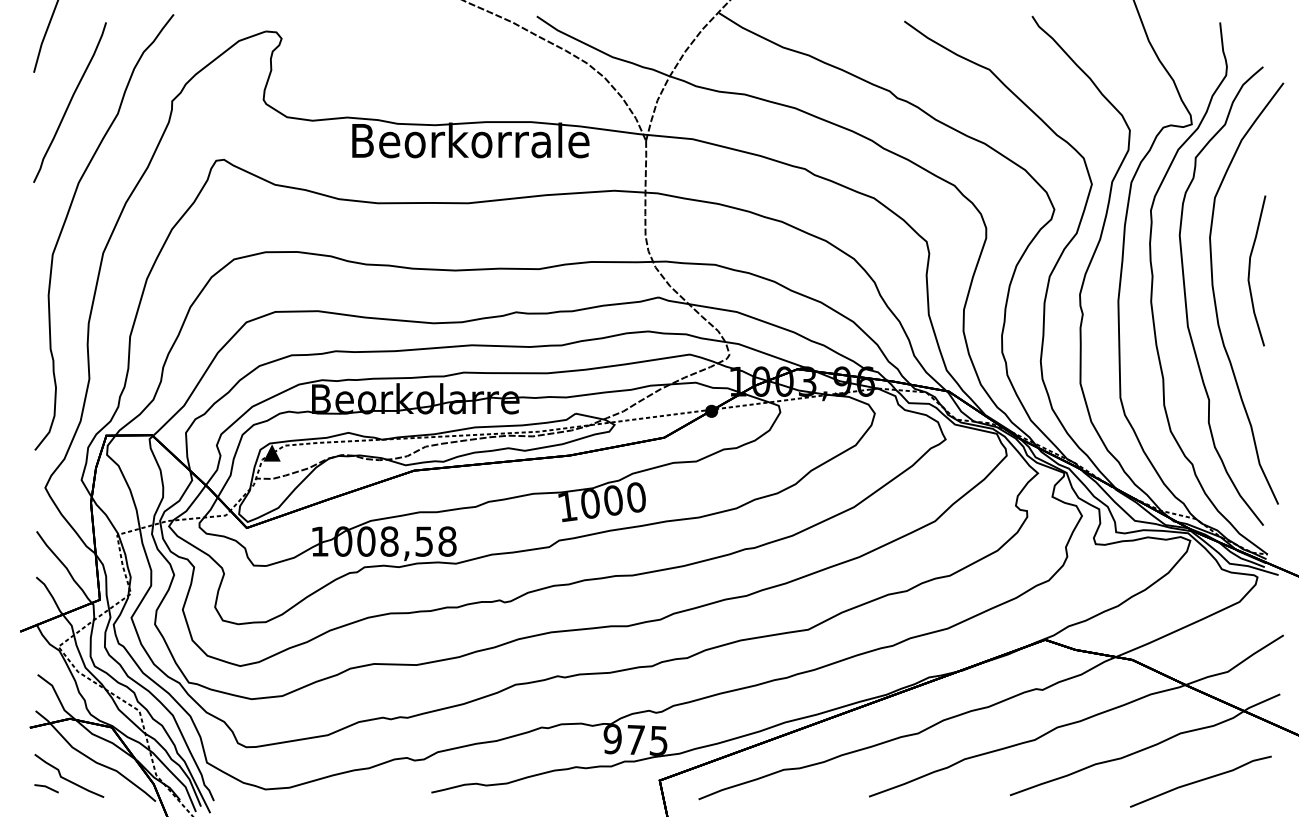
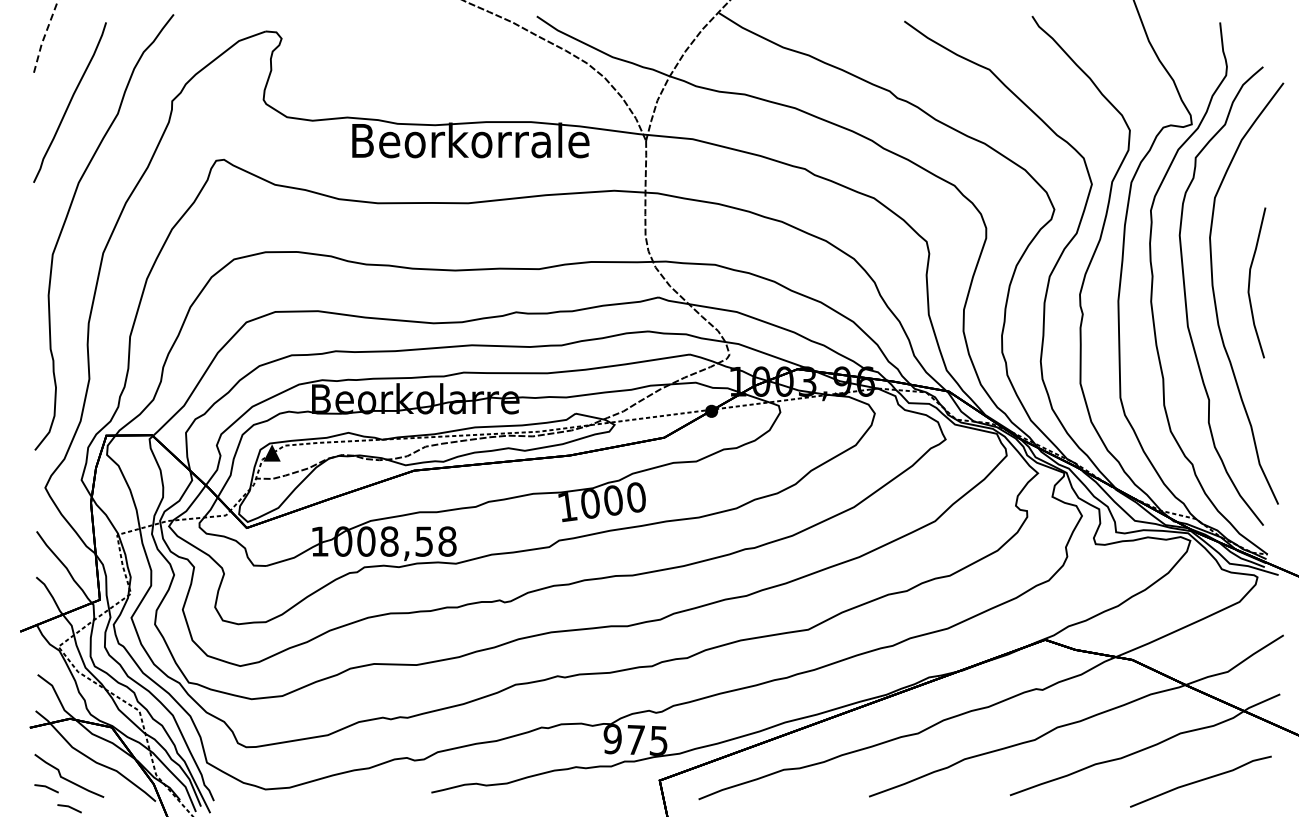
line: solid -> dashed (44, 36)
curve position: (1250, 270) -> (1250, 282) (1250, 282)
line: none -> present (69, 807)
